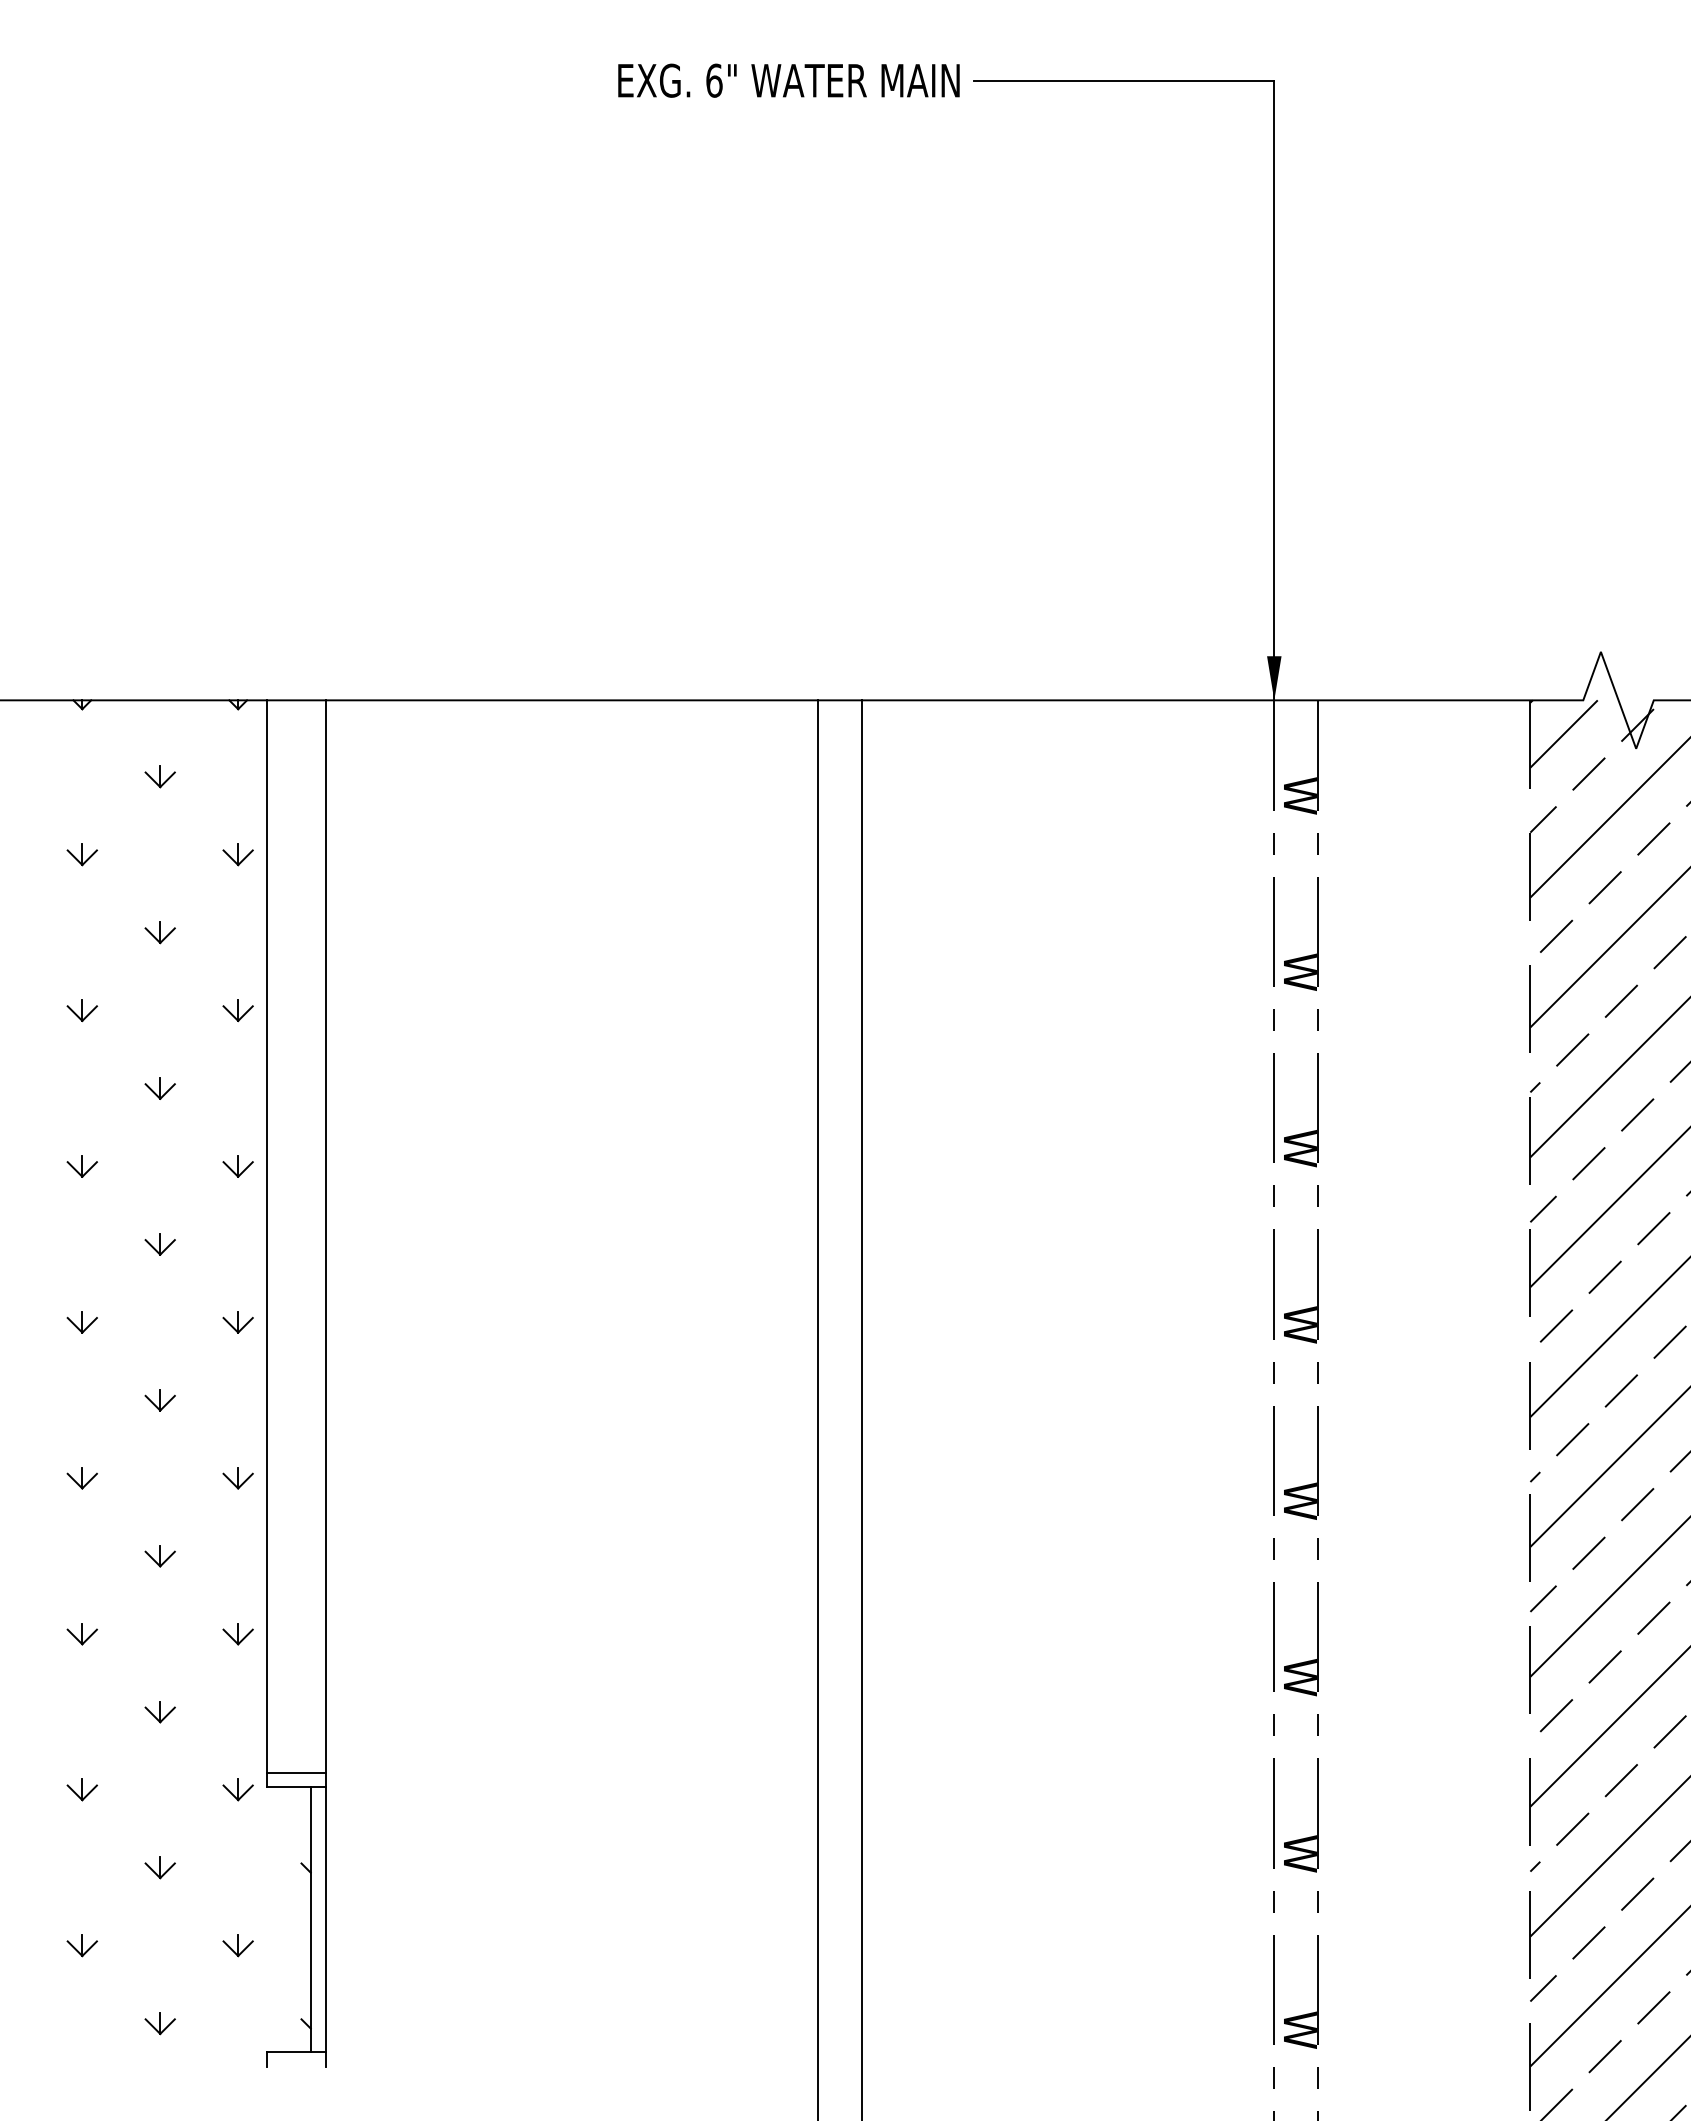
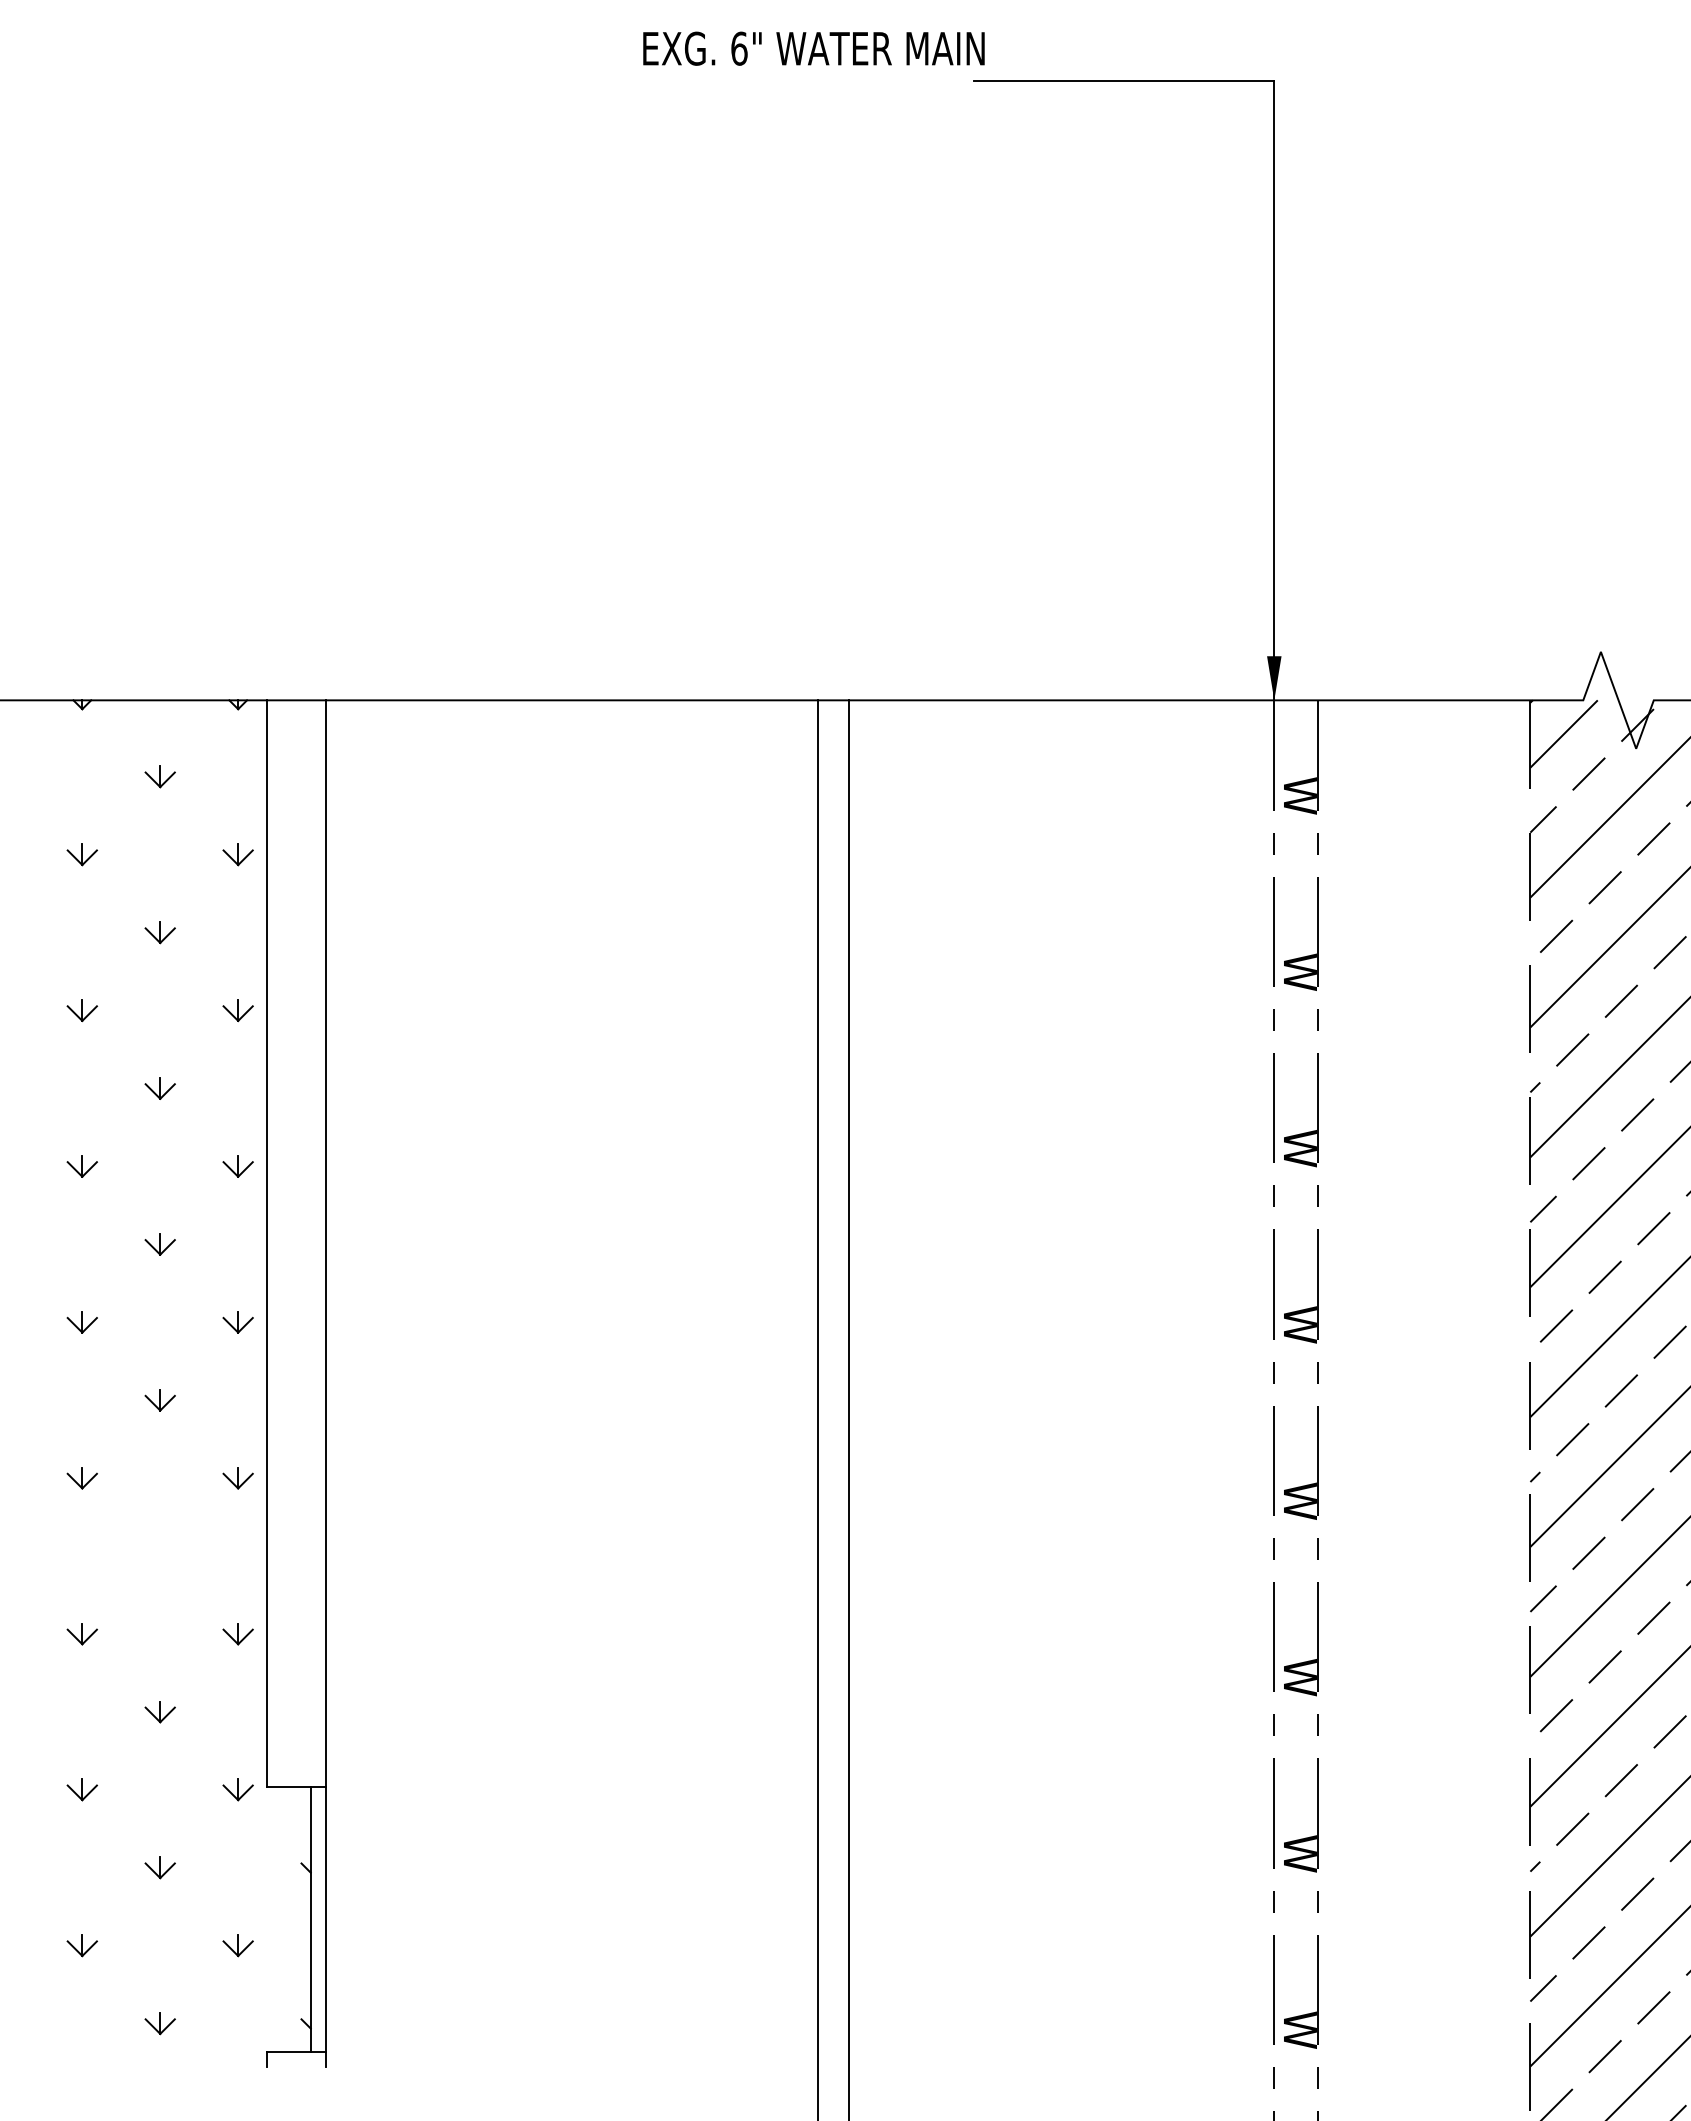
text position: (788, 80) -> (813, 48) (813, 48)
line position: (861, 1408) -> (848, 1408) (848, 1408)
part: present -> none (159, 1556)
line: present -> none (295, 1772)
